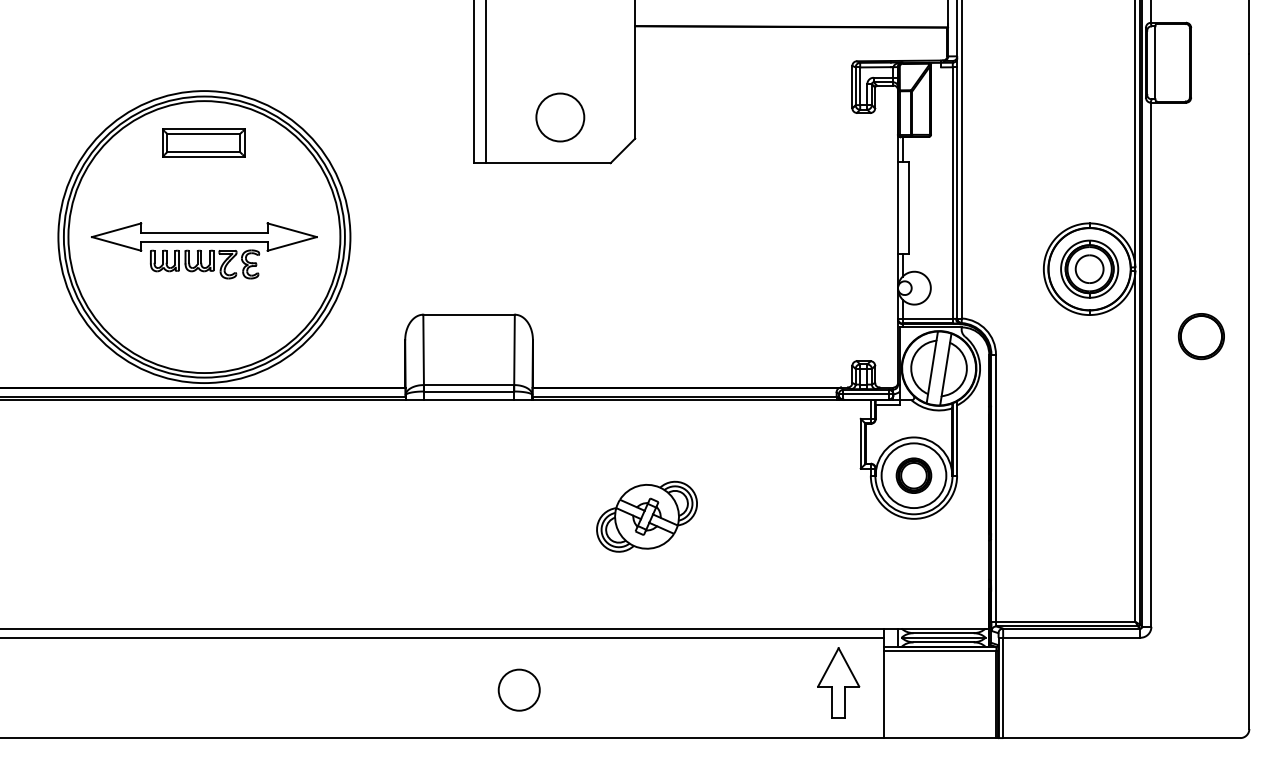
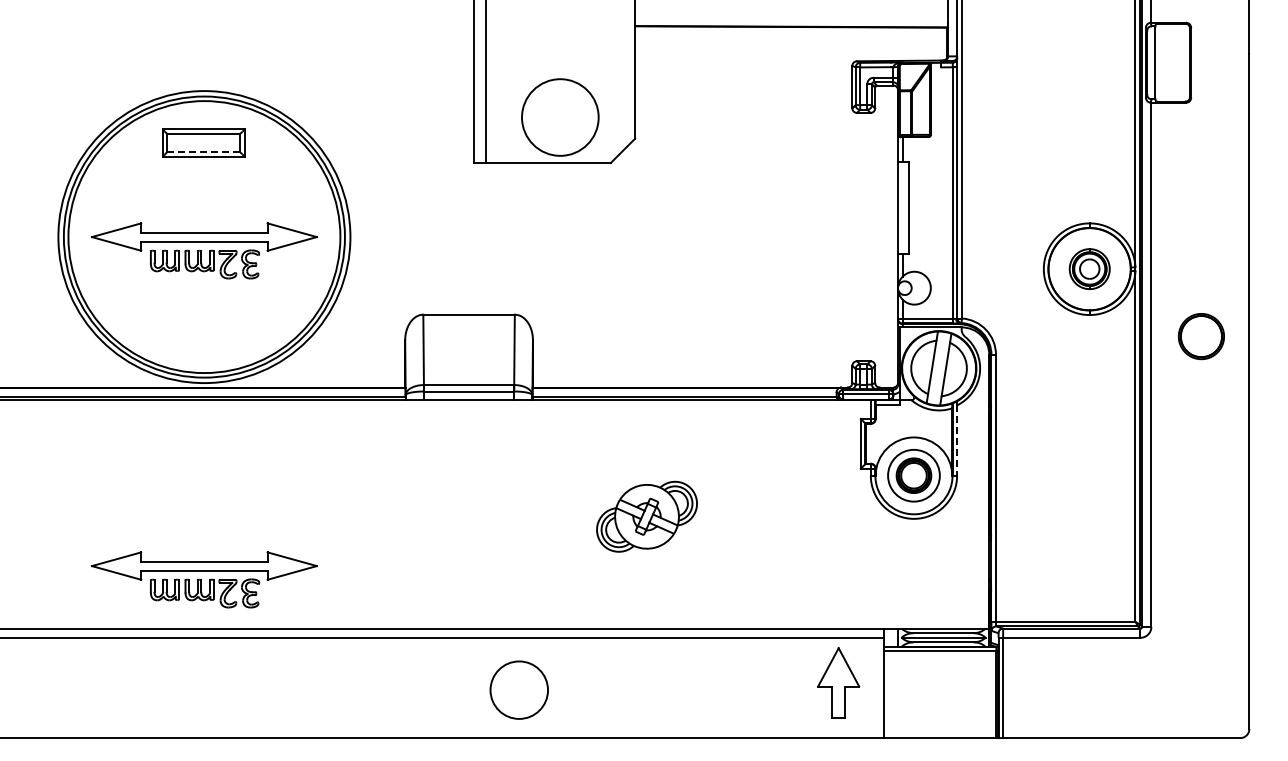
circle diameter: 48 px -> 77 px (560, 117)
line: solid -> dashed (203, 152)
part size: 60x60 px -> 43x42 px (1089, 268)
line: solid -> dashed (957, 441)
circle diameter: 65 px -> 52 px (913, 475)
part: none -> present (204, 579)
circle diameter: 41 px -> 57 px (519, 689)
